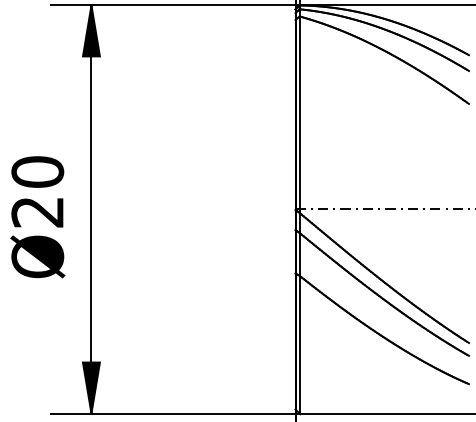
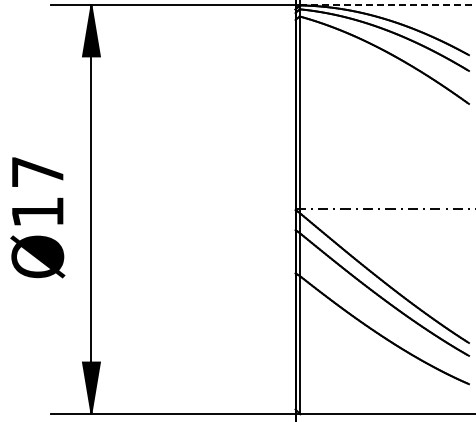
line: solid -> dashed (387, 5)
text: Ø20 -> Ø17 (37, 191)
